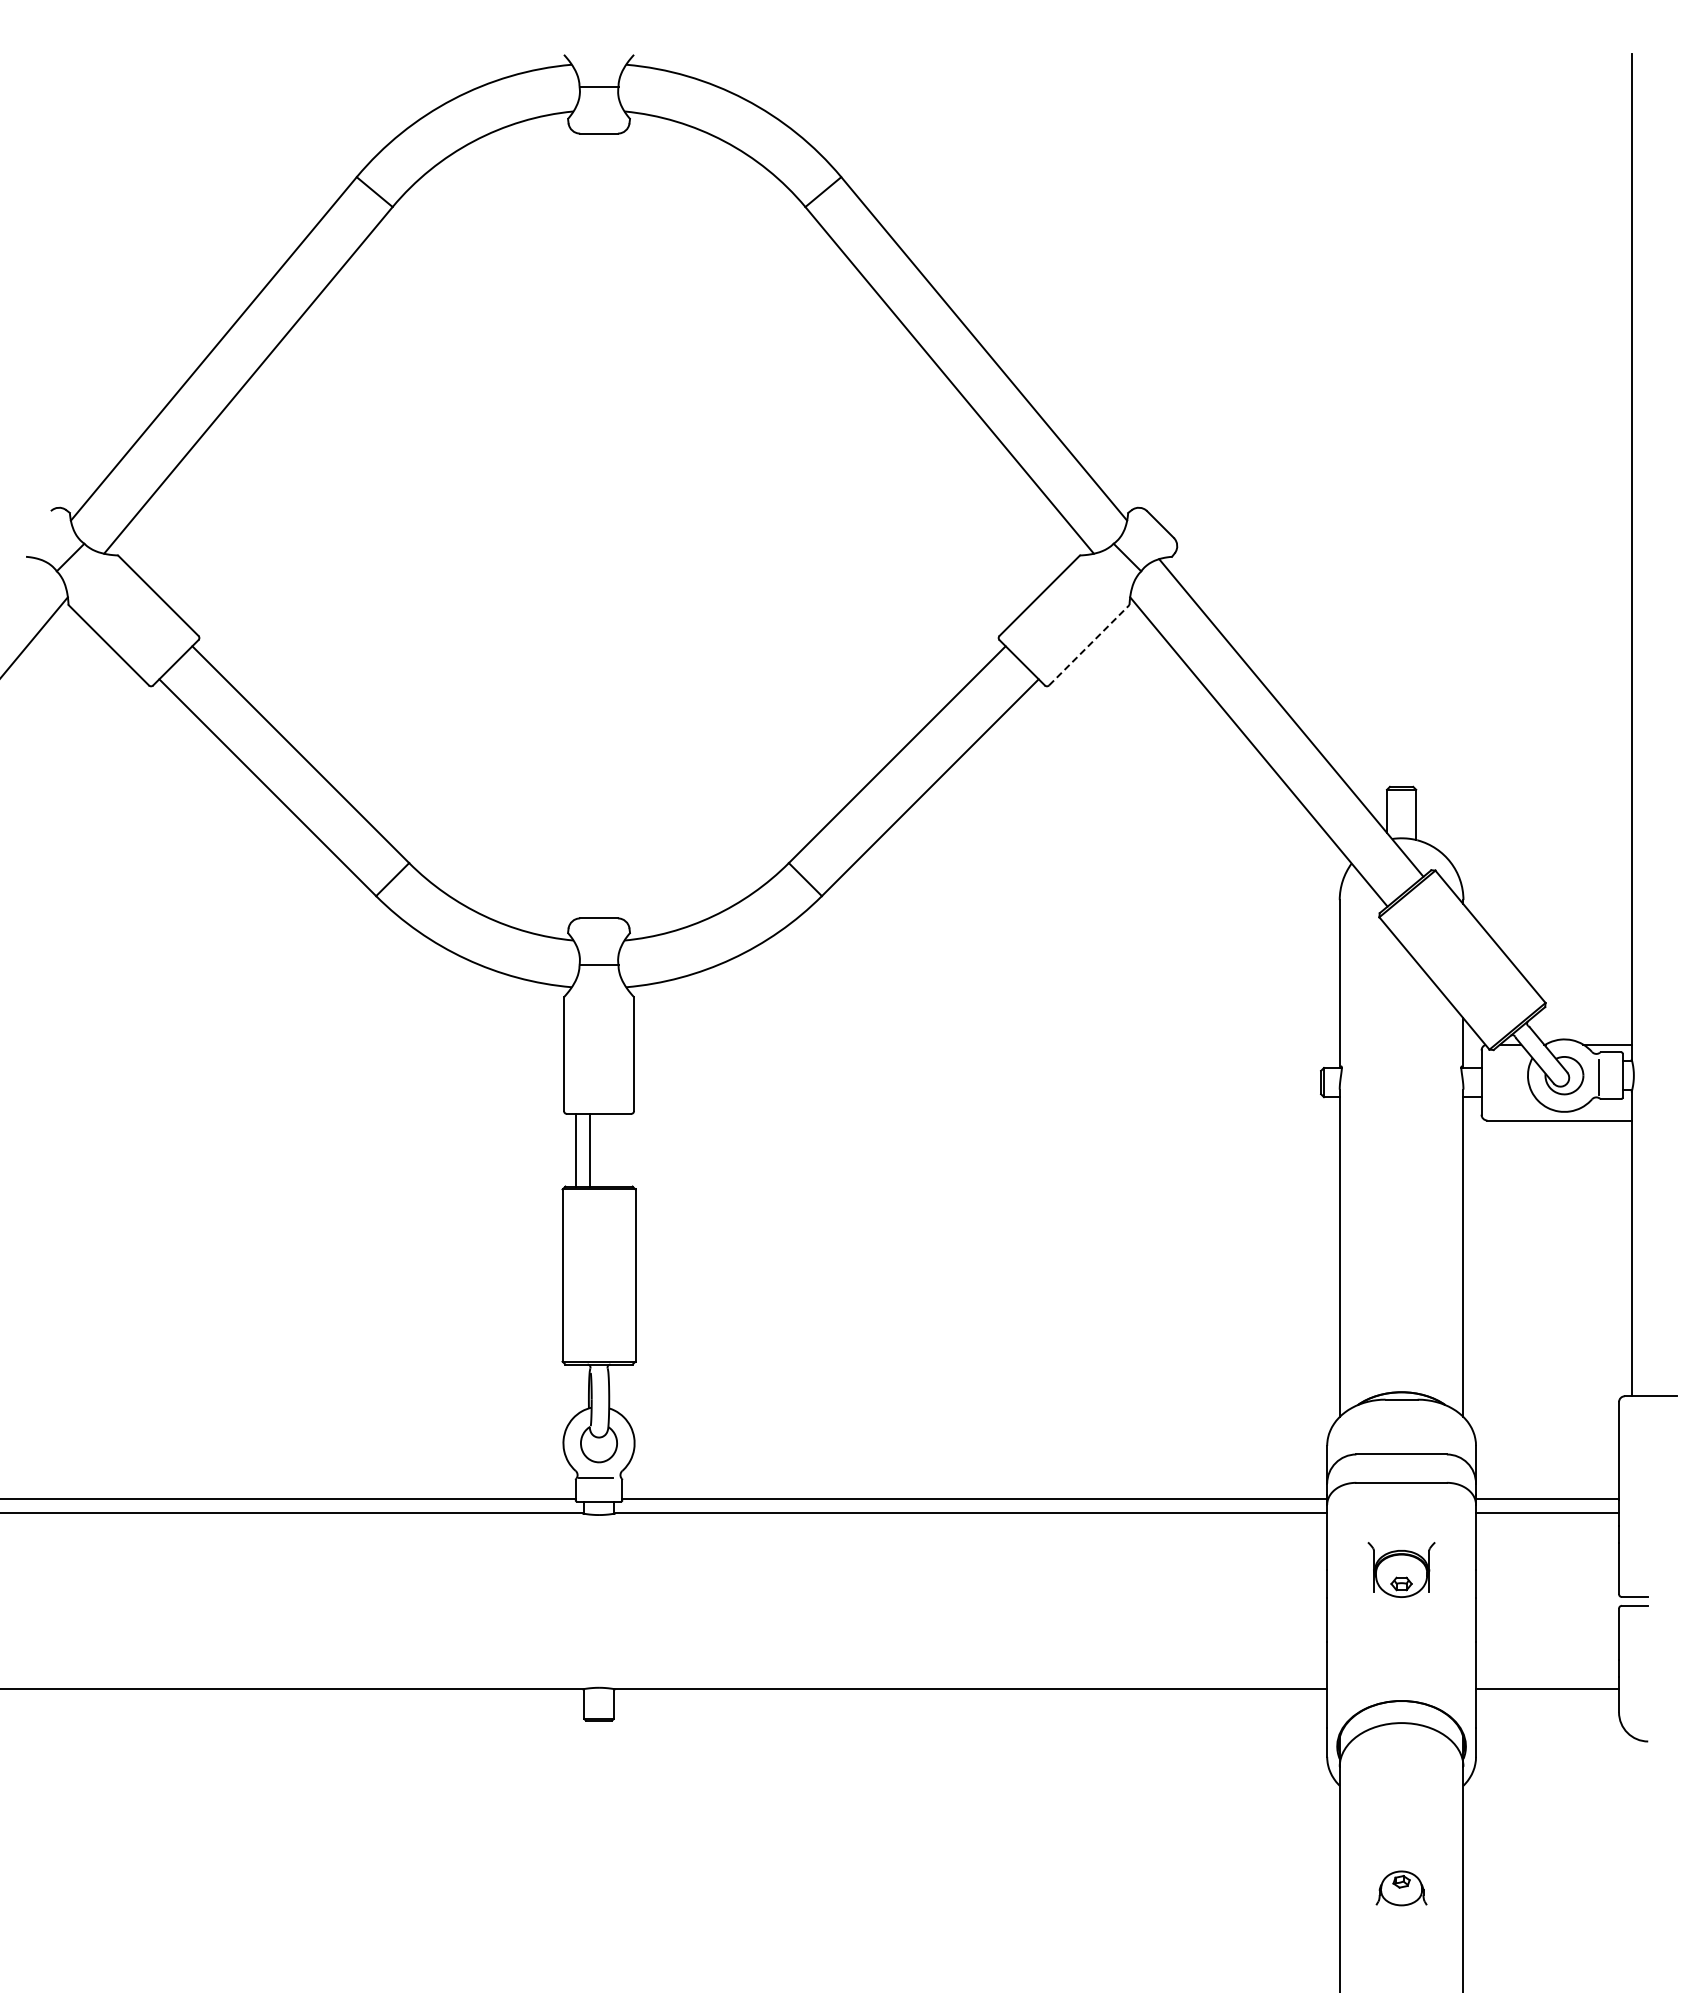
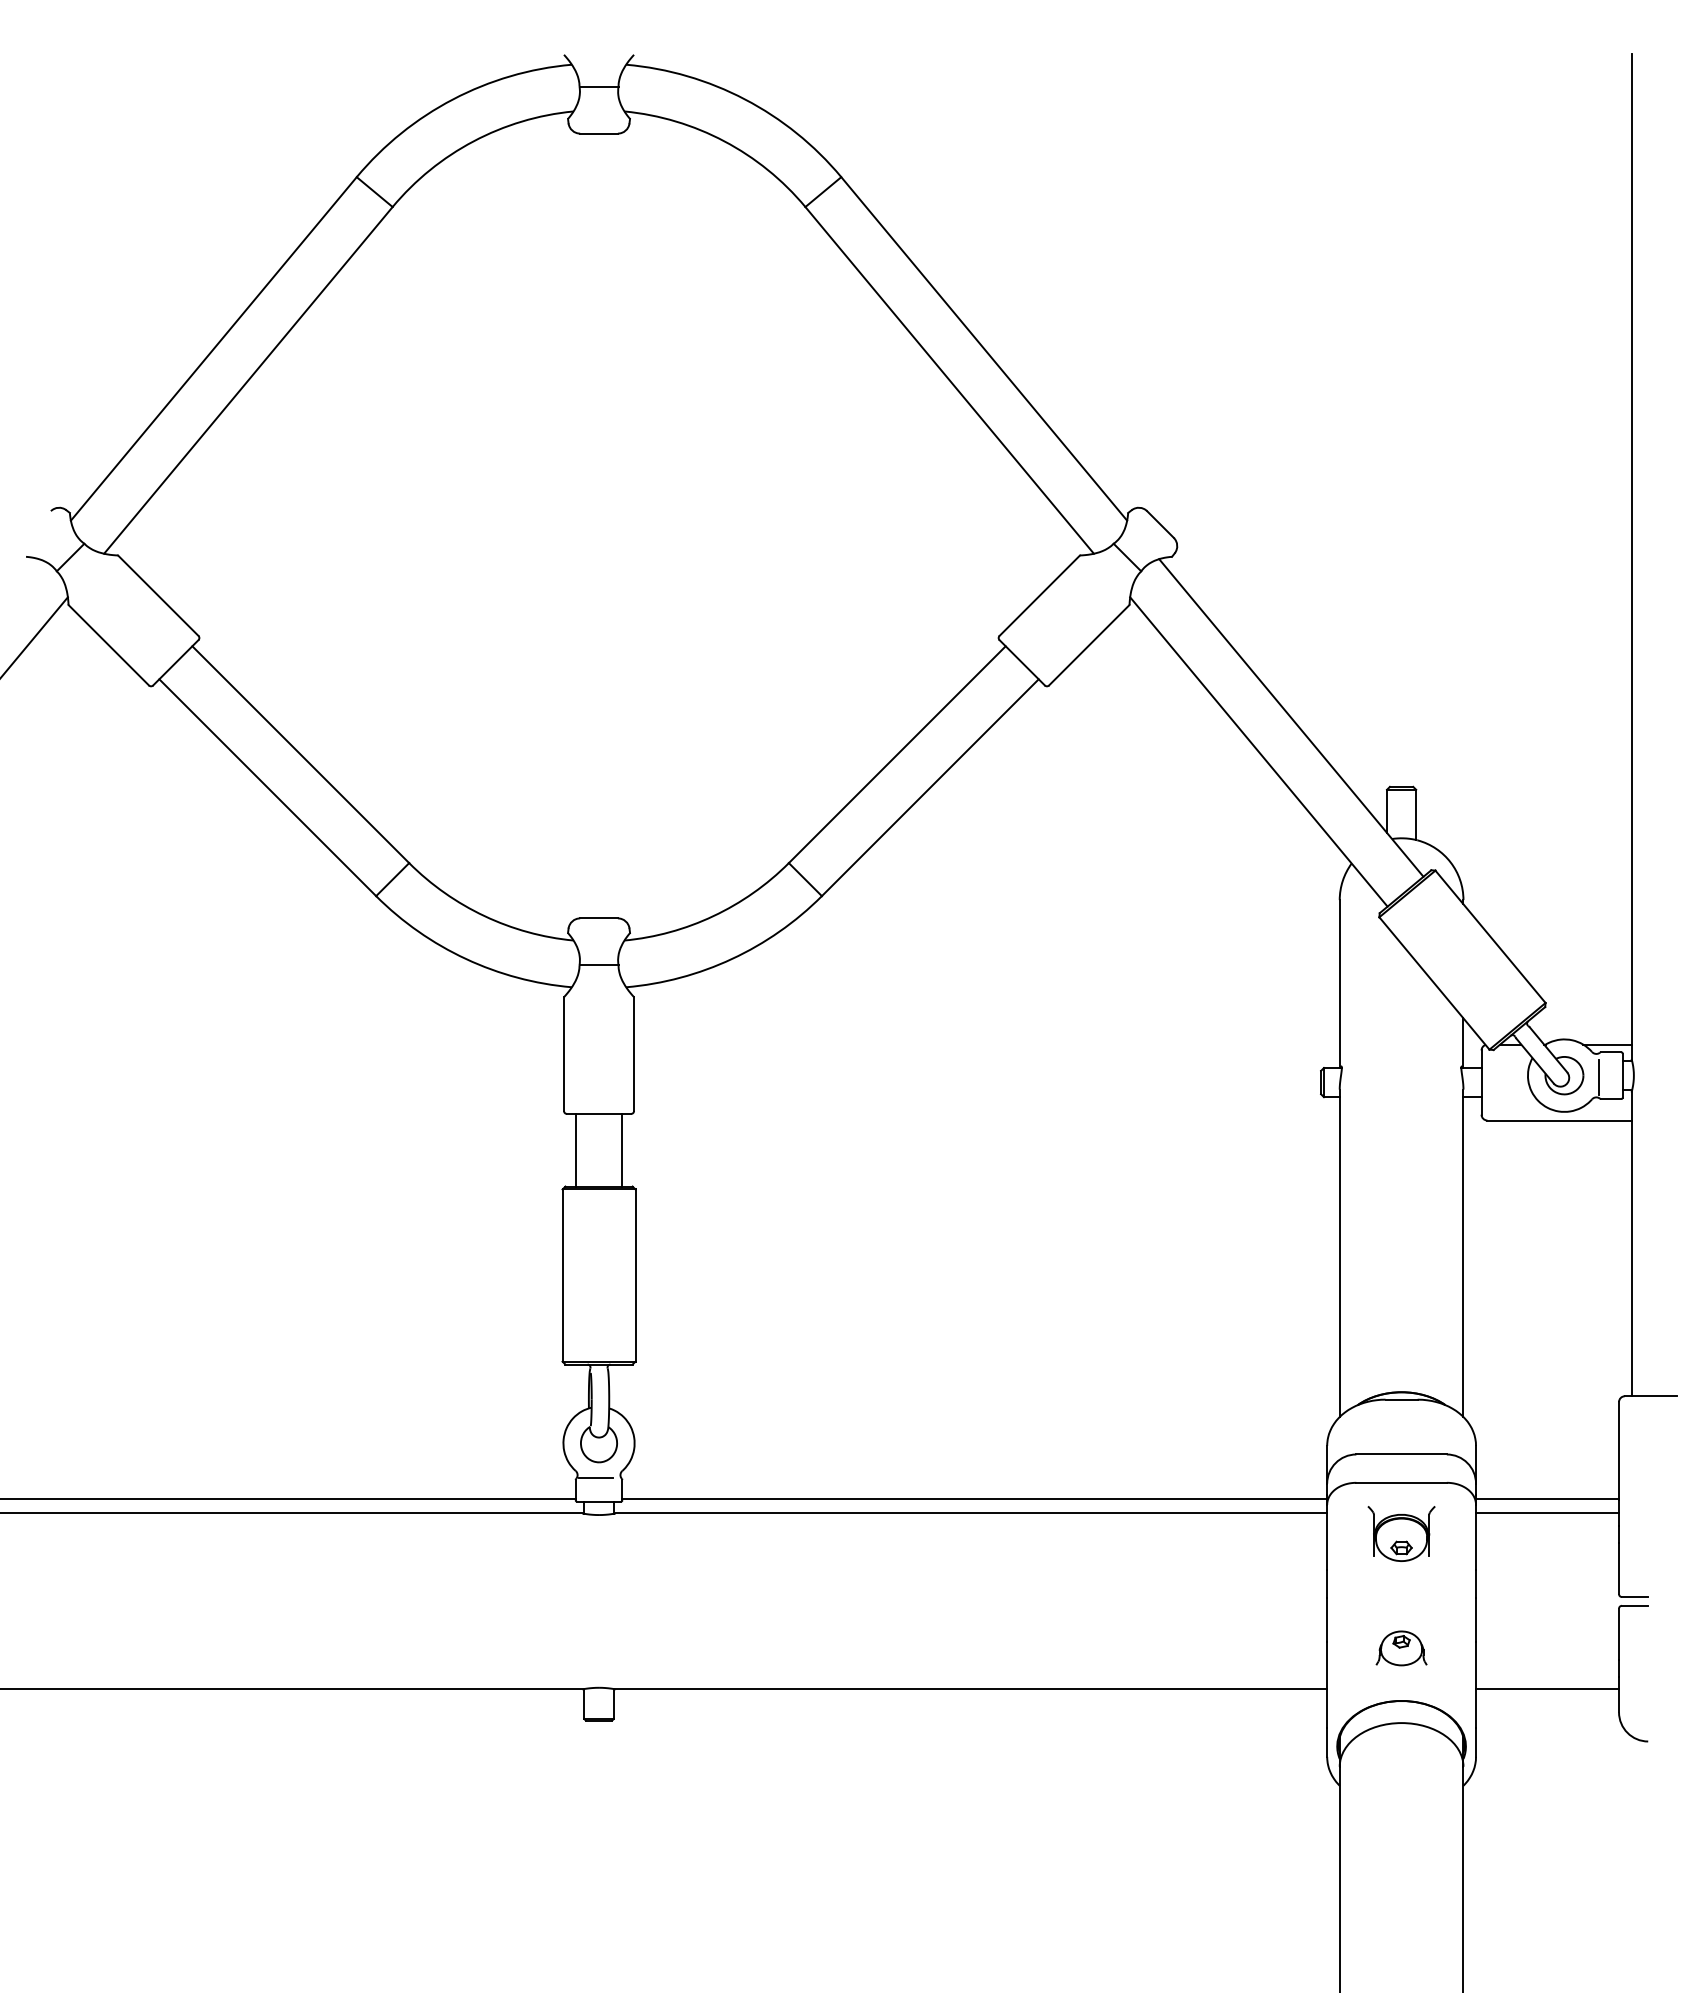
line: dashed -> solid (1089, 645)
line position: (590, 1149) -> (622, 1149) (622, 1149)
part position: (1401, 1569) -> (1401, 1533) (1401, 1533)
part position: (1401, 1888) -> (1401, 1648) (1401, 1648)
